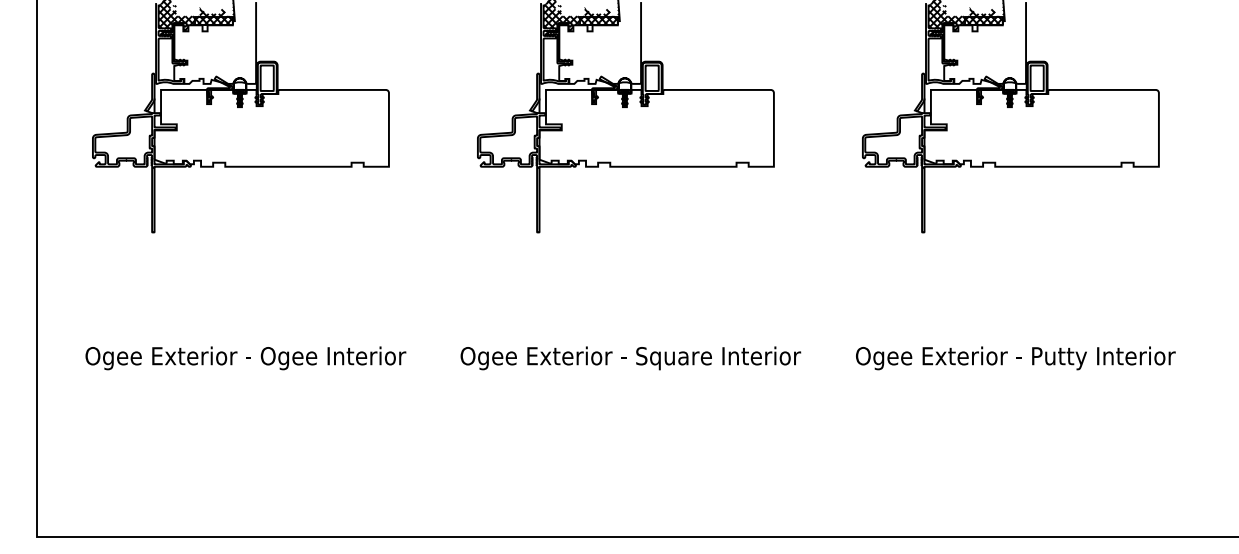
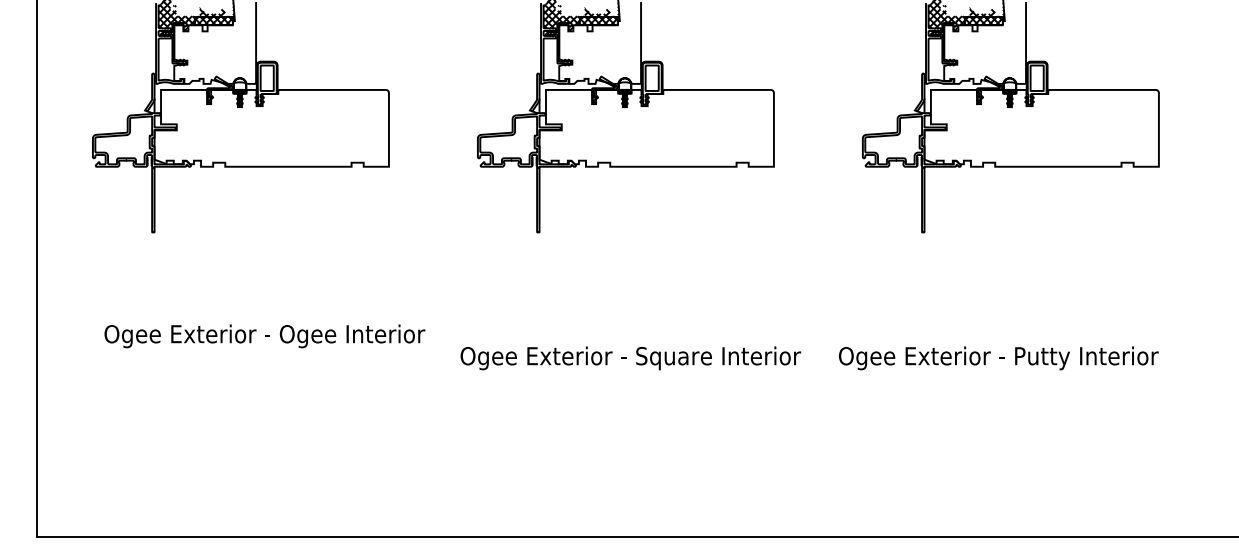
text position: (245, 358) -> (264, 336) (264, 336)
text position: (1015, 358) -> (998, 358) (998, 358)
